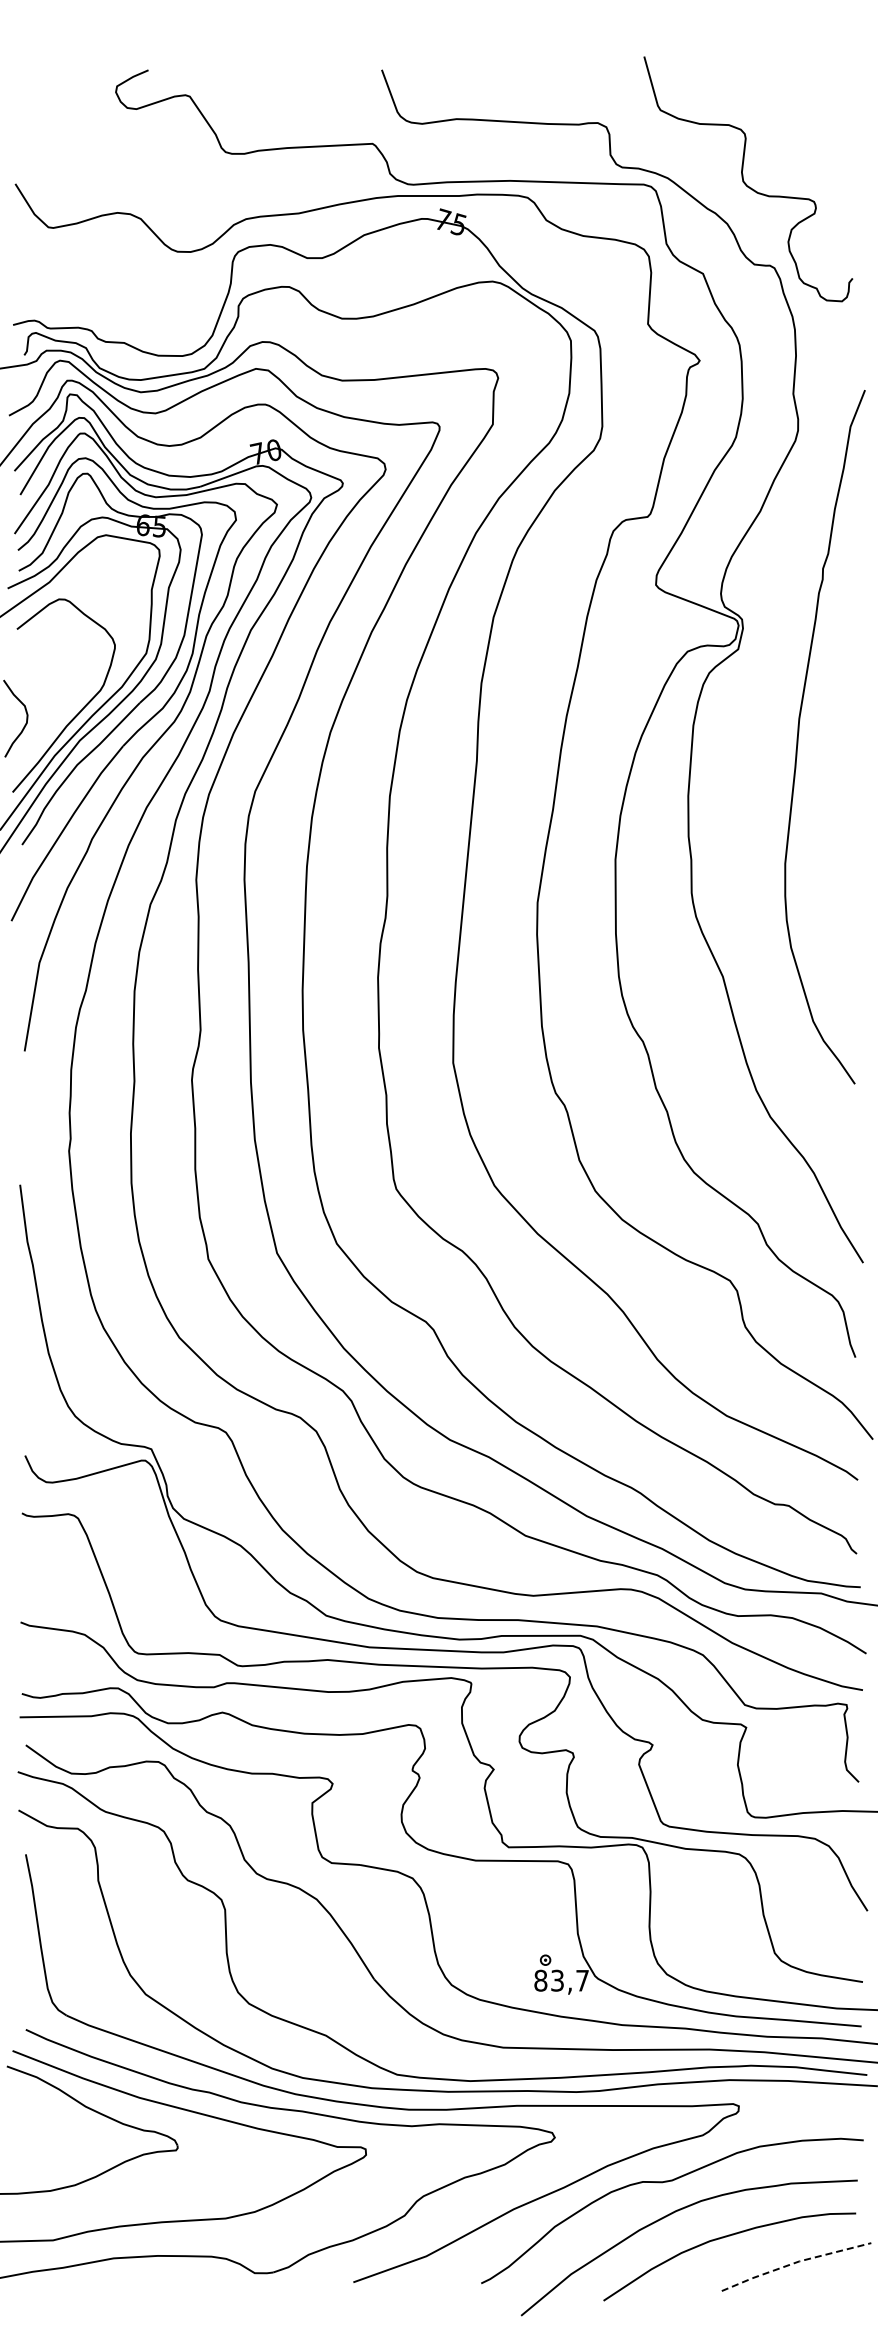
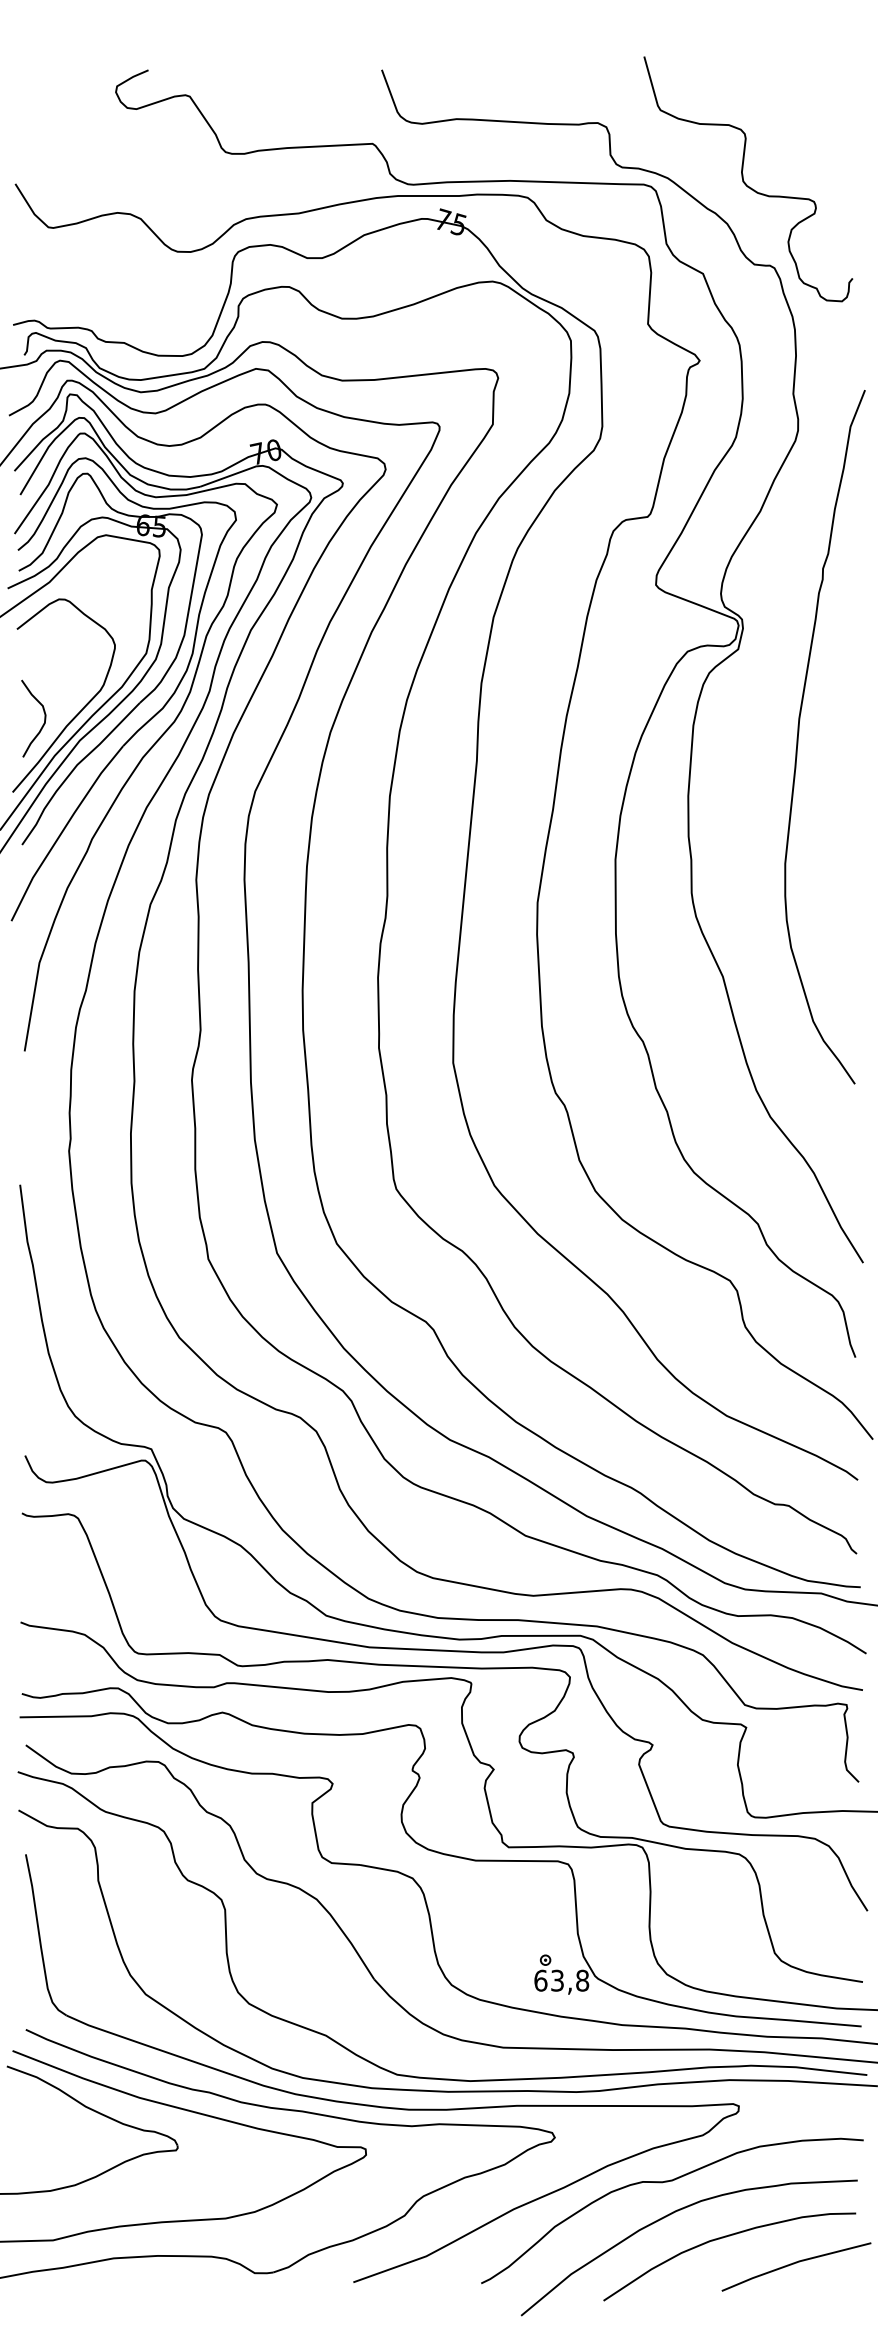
curve position: (26, 718) -> (44, 718) (44, 718)
text: 83,7 -> 63,8 (561, 1980)
line: dashed -> solid (795, 2262)
